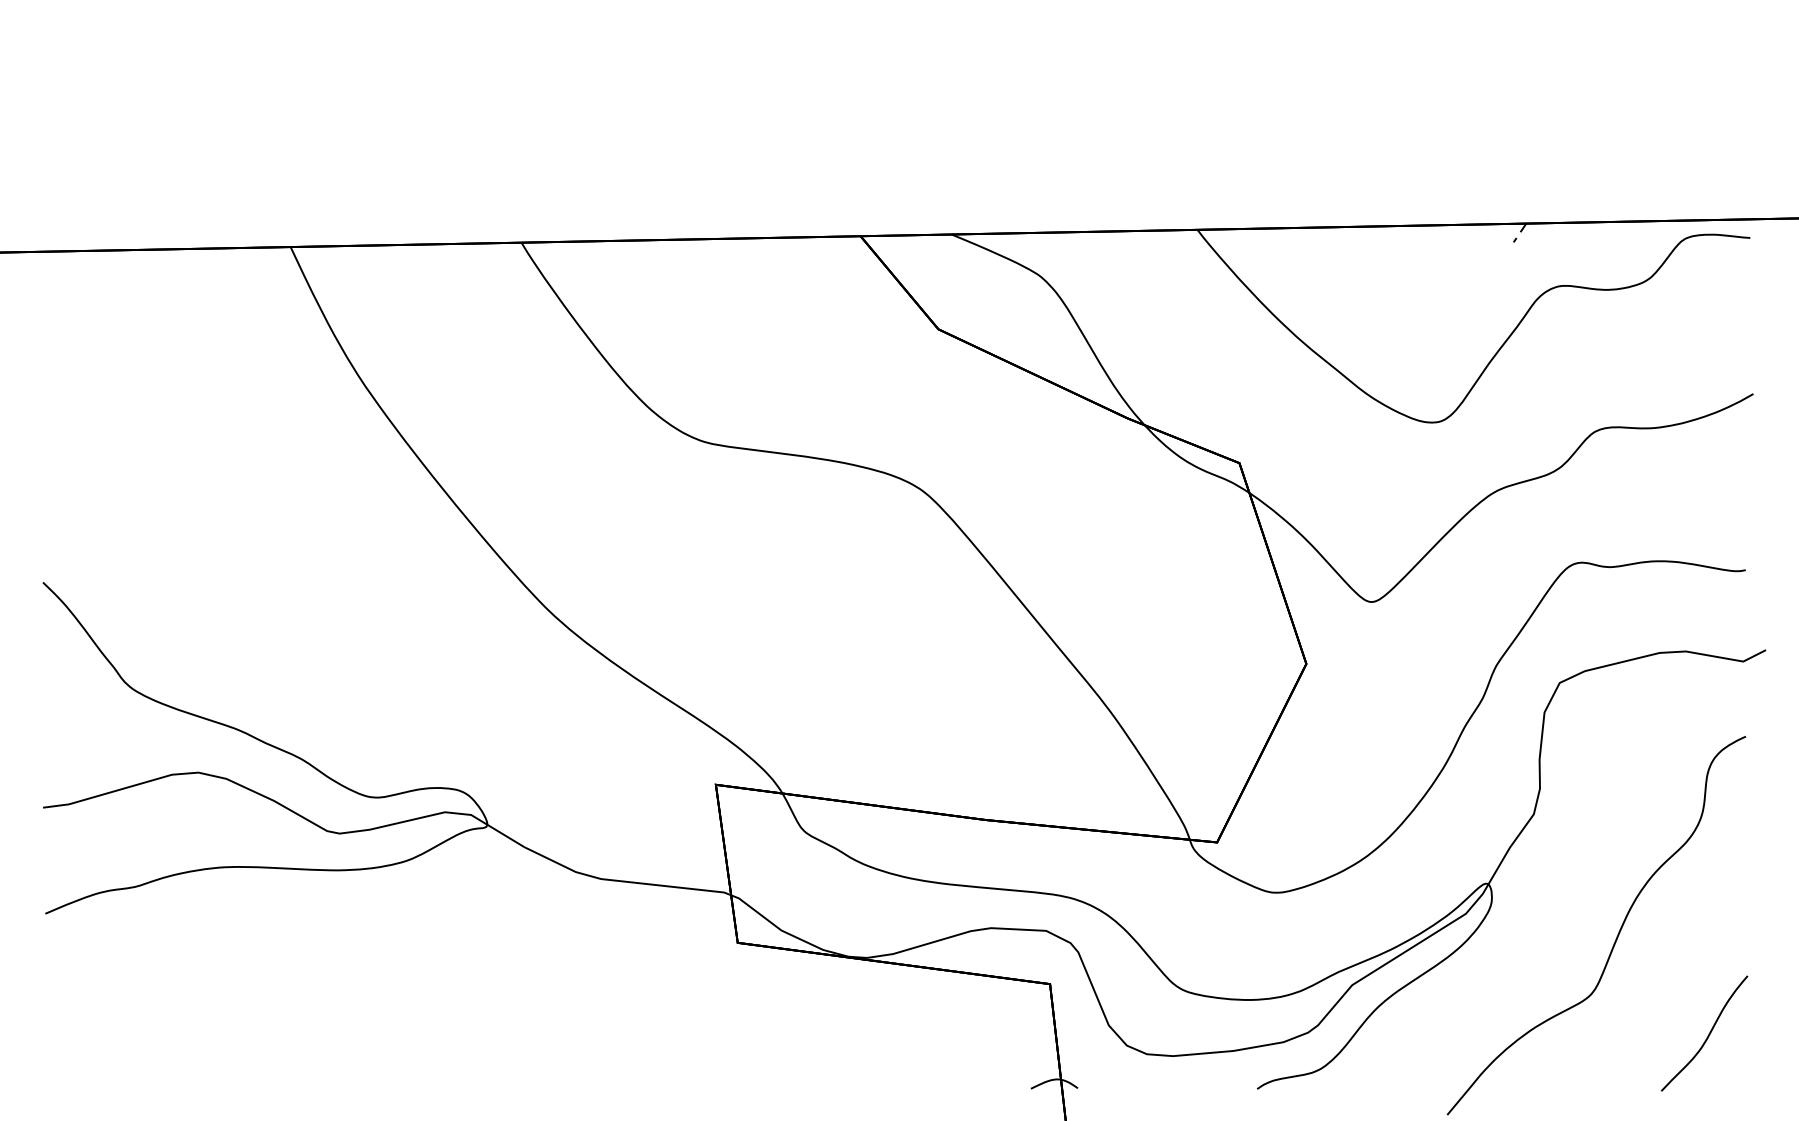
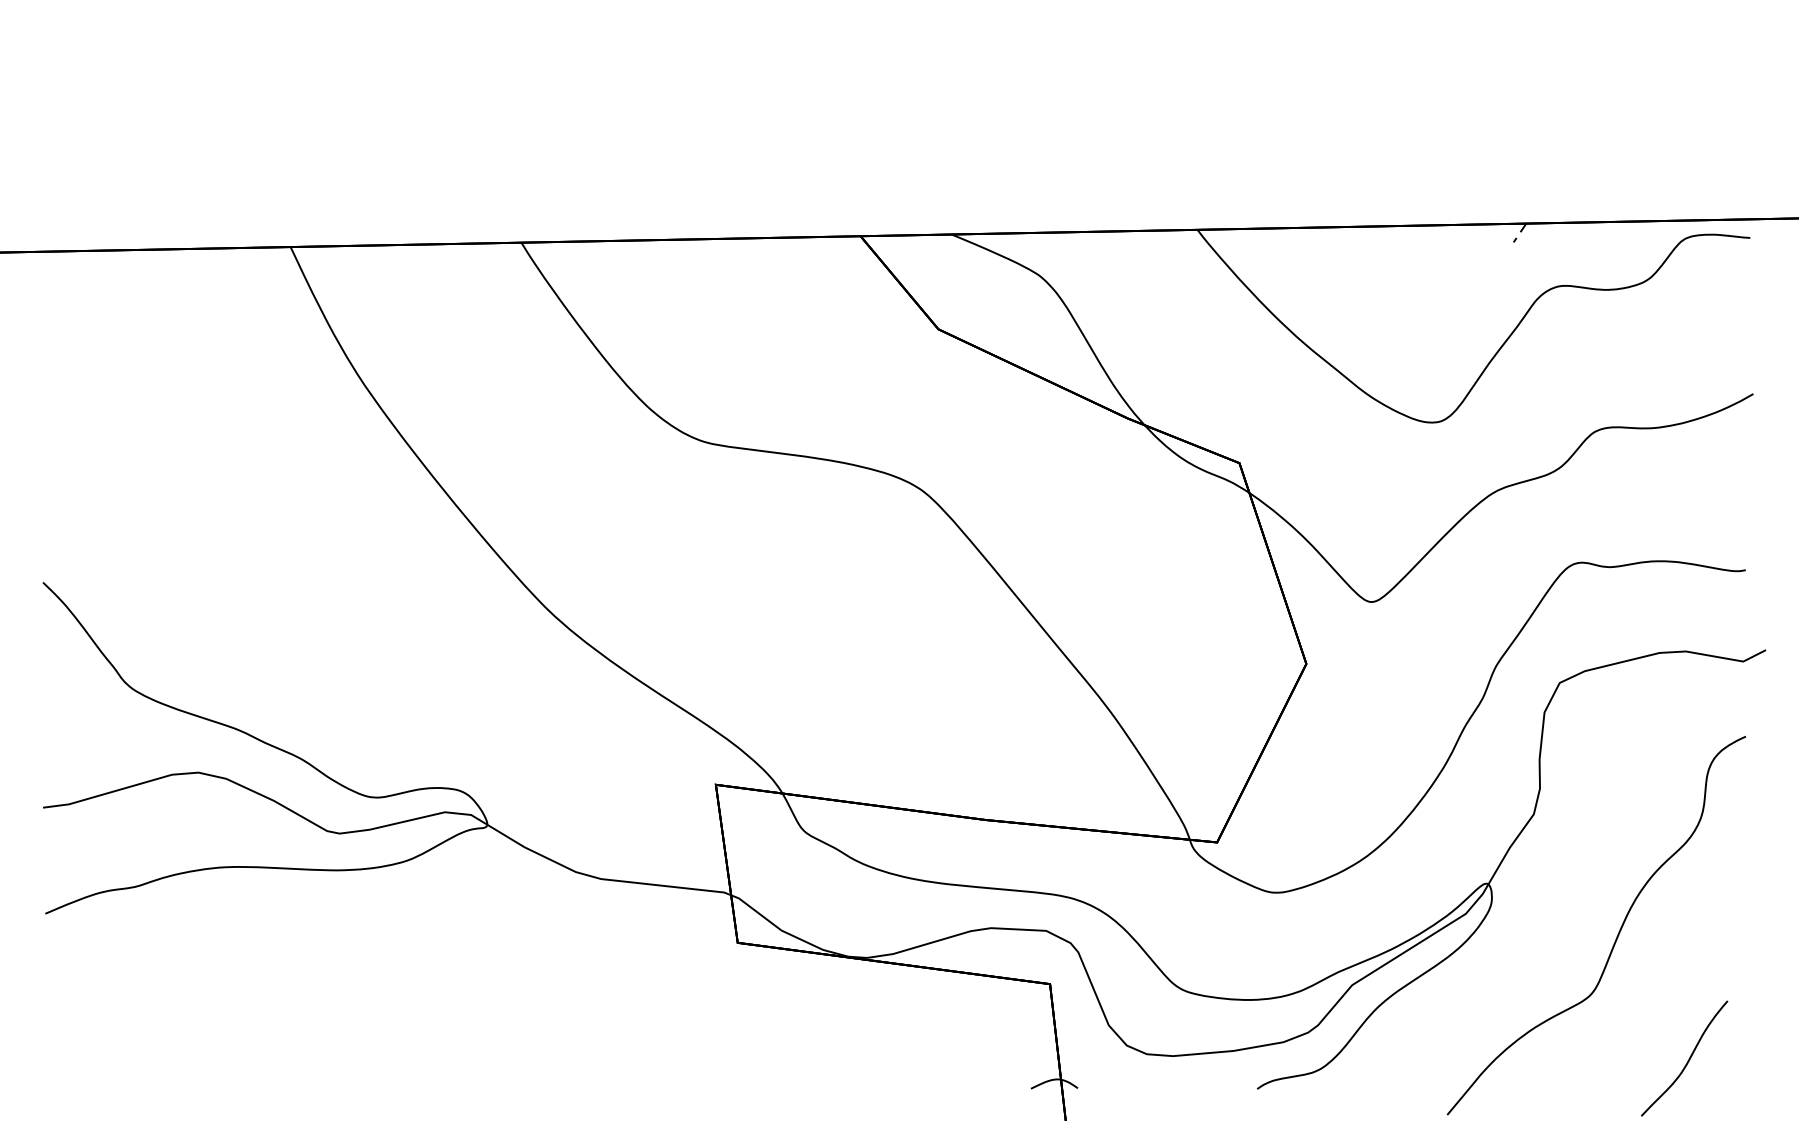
curve position: (1707, 1035) -> (1687, 1060) (1687, 1060)
